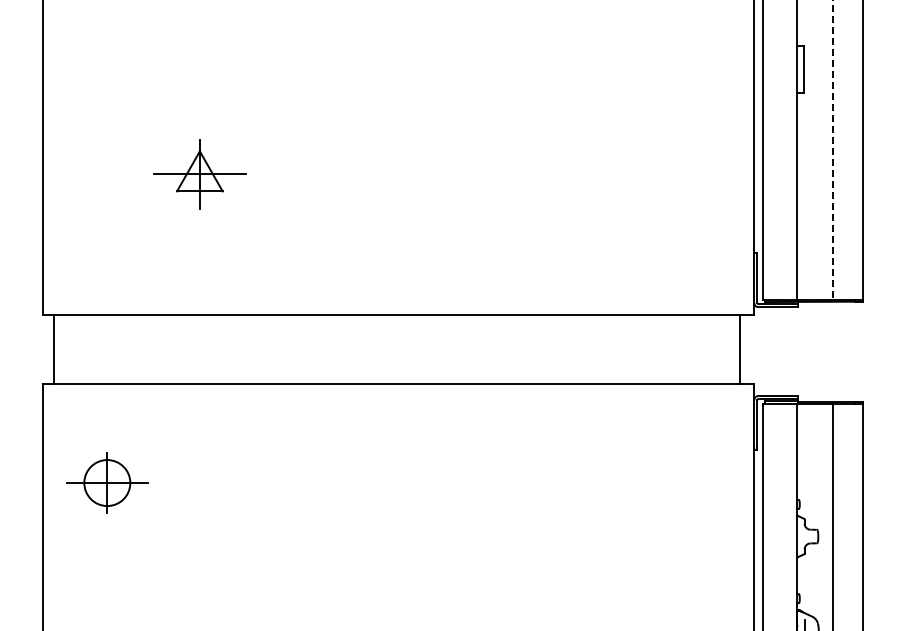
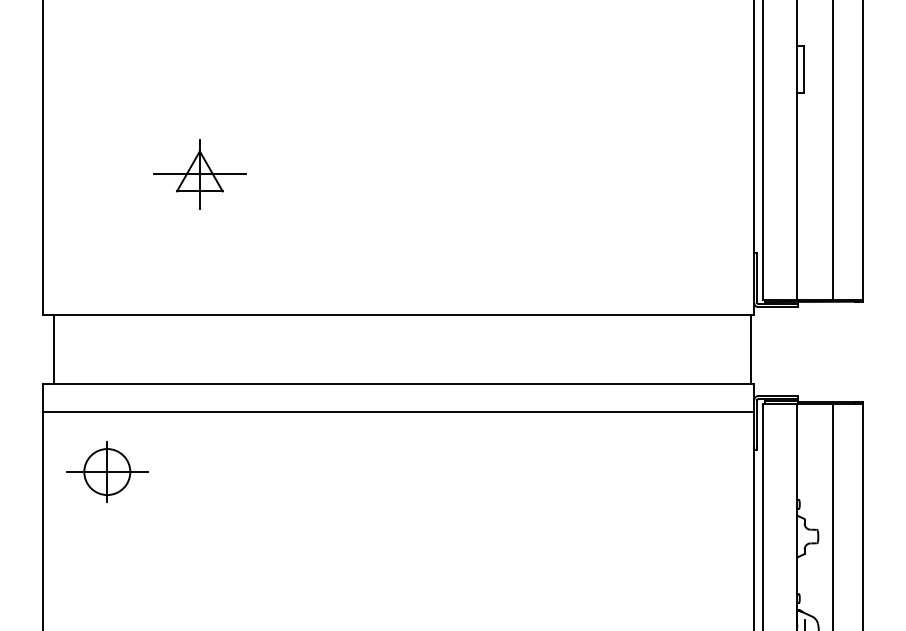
line: dashed -> solid (832, 150)
line position: (739, 349) -> (750, 349) (750, 349)
line: none -> present (398, 411)
part position: (107, 482) -> (107, 471) (107, 471)
